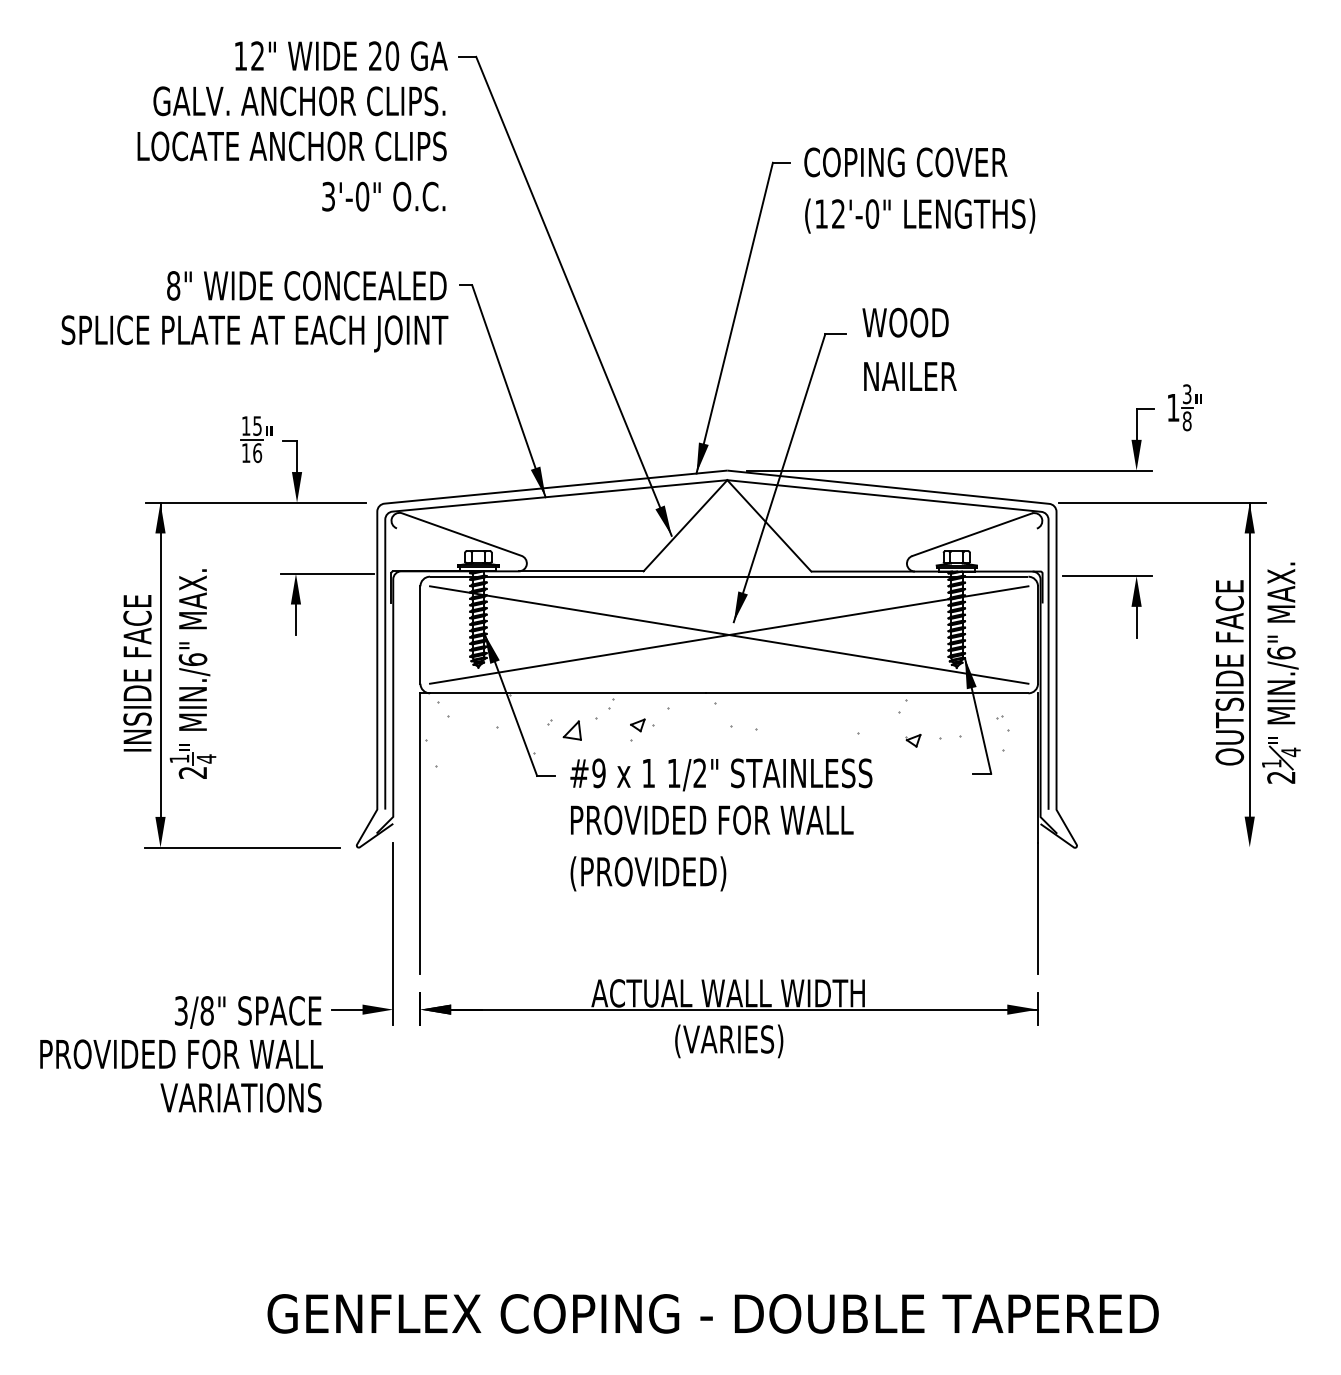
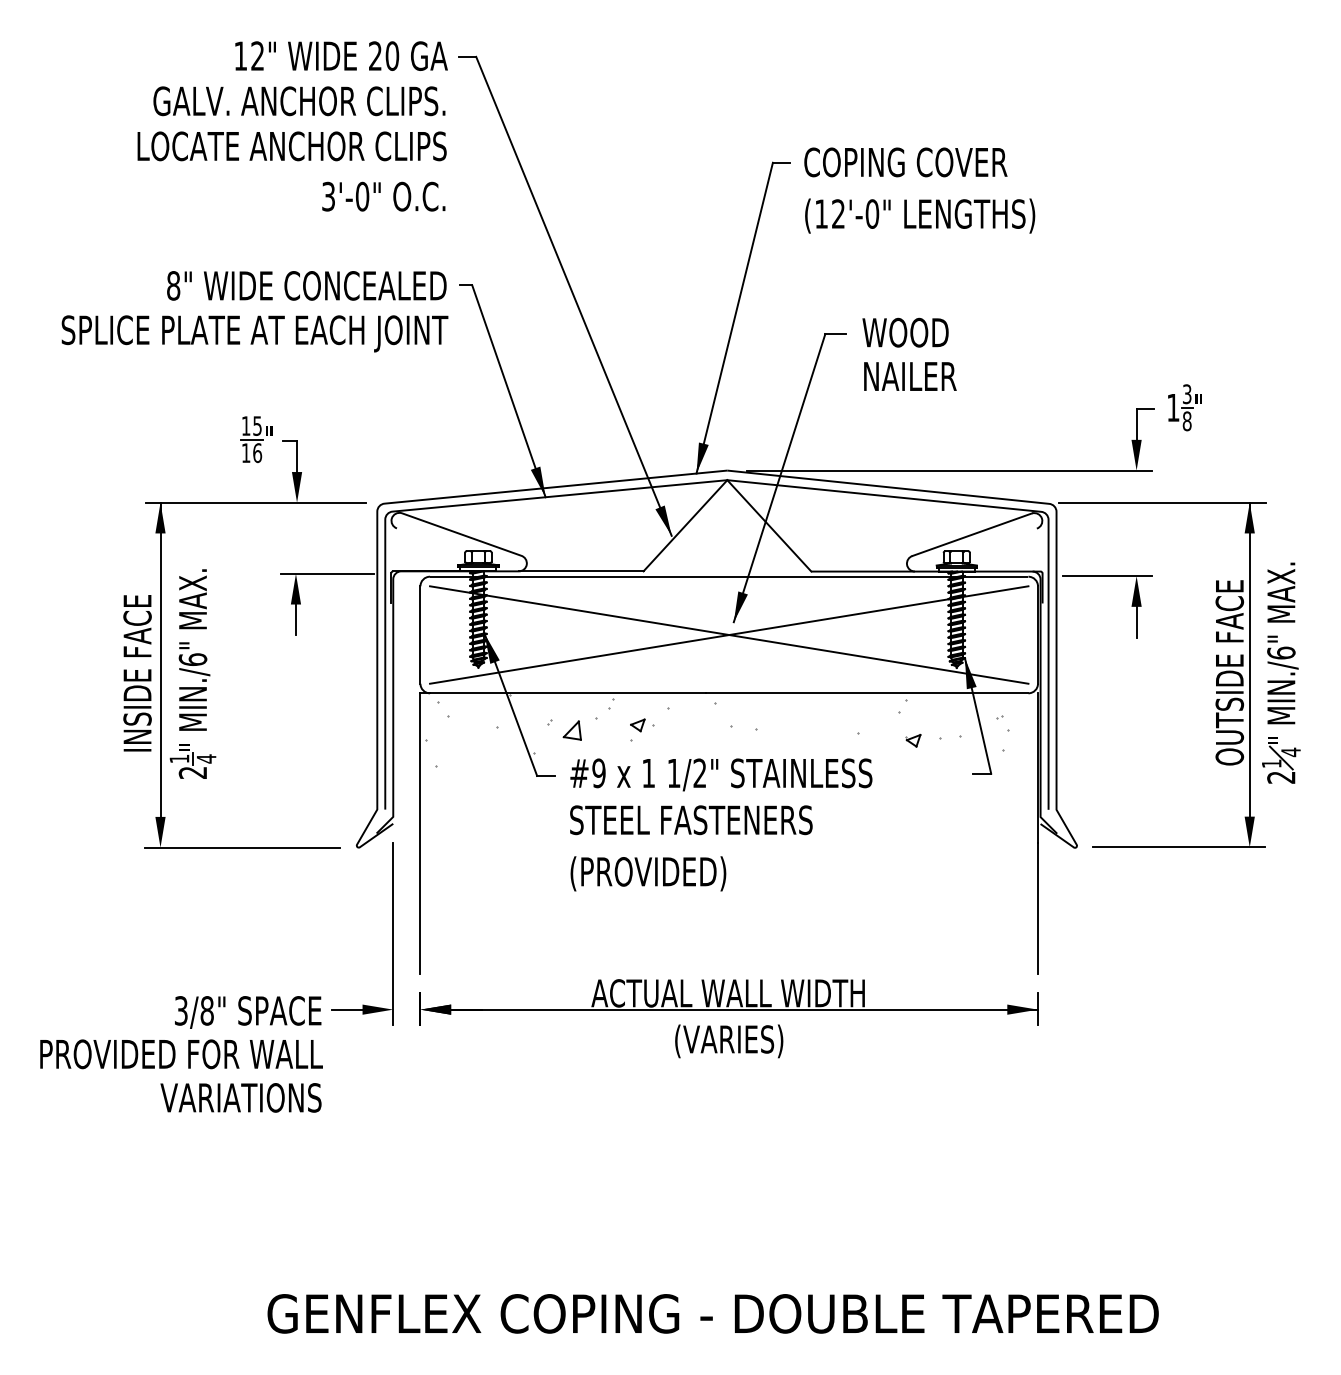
text position: (905, 322) -> (905, 332) (905, 332)
text: PROVIDED FOR WALL -> STEEL FASTENERS (711, 820)
line: none -> present (1178, 847)
